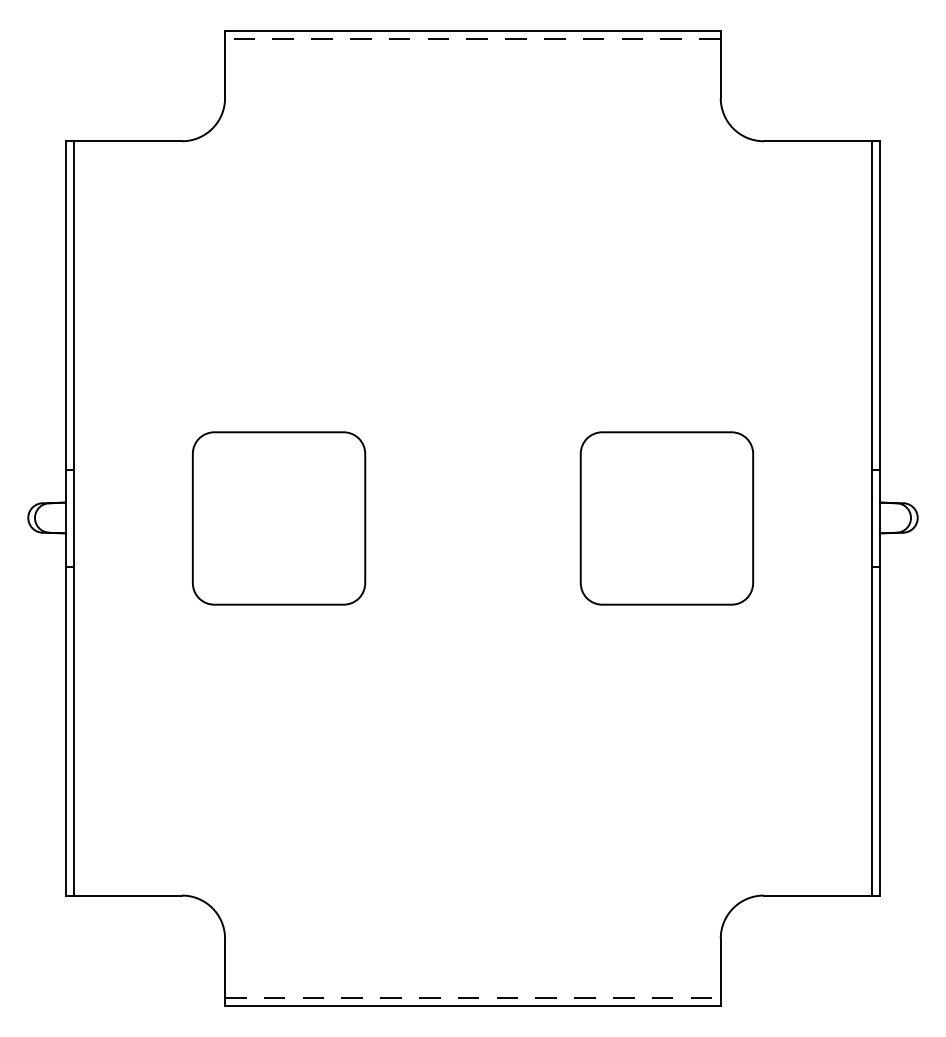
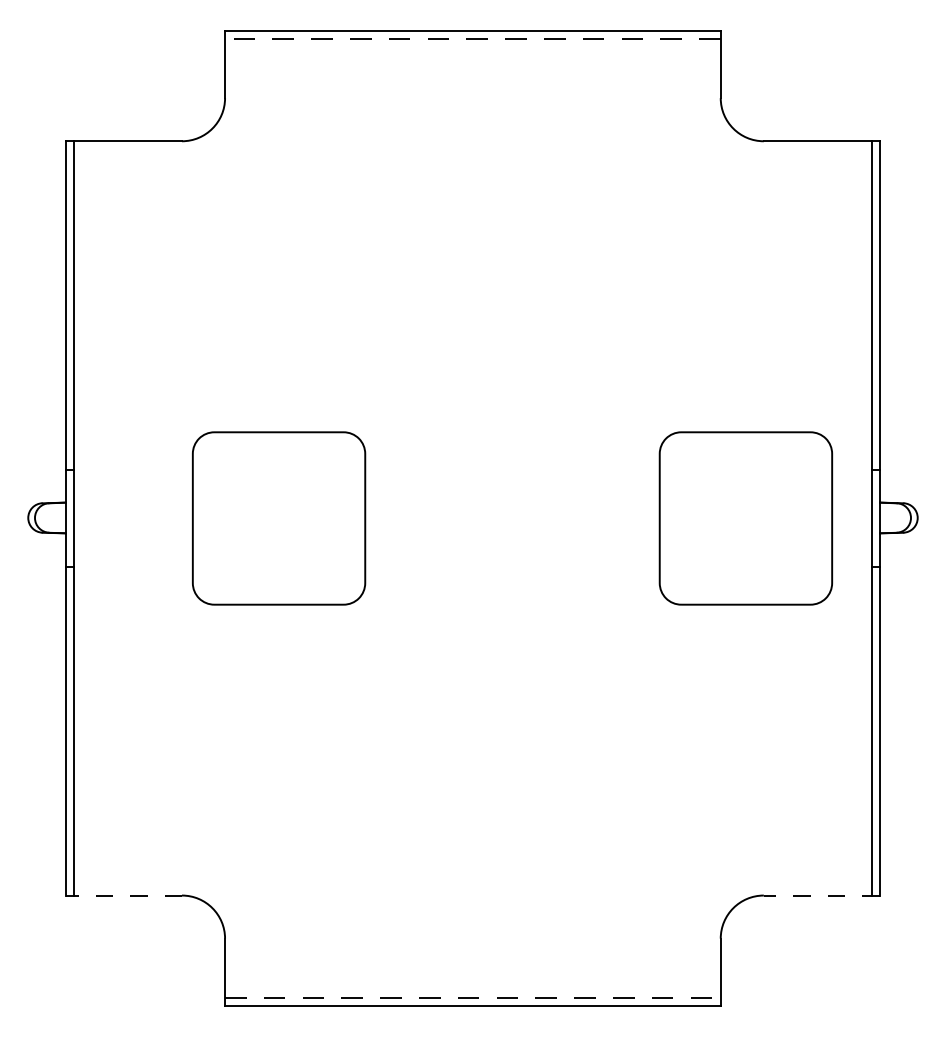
part position: (666, 518) -> (745, 518) (745, 518)
line: solid -> dashed (124, 895)
line: solid -> dashed (821, 895)
